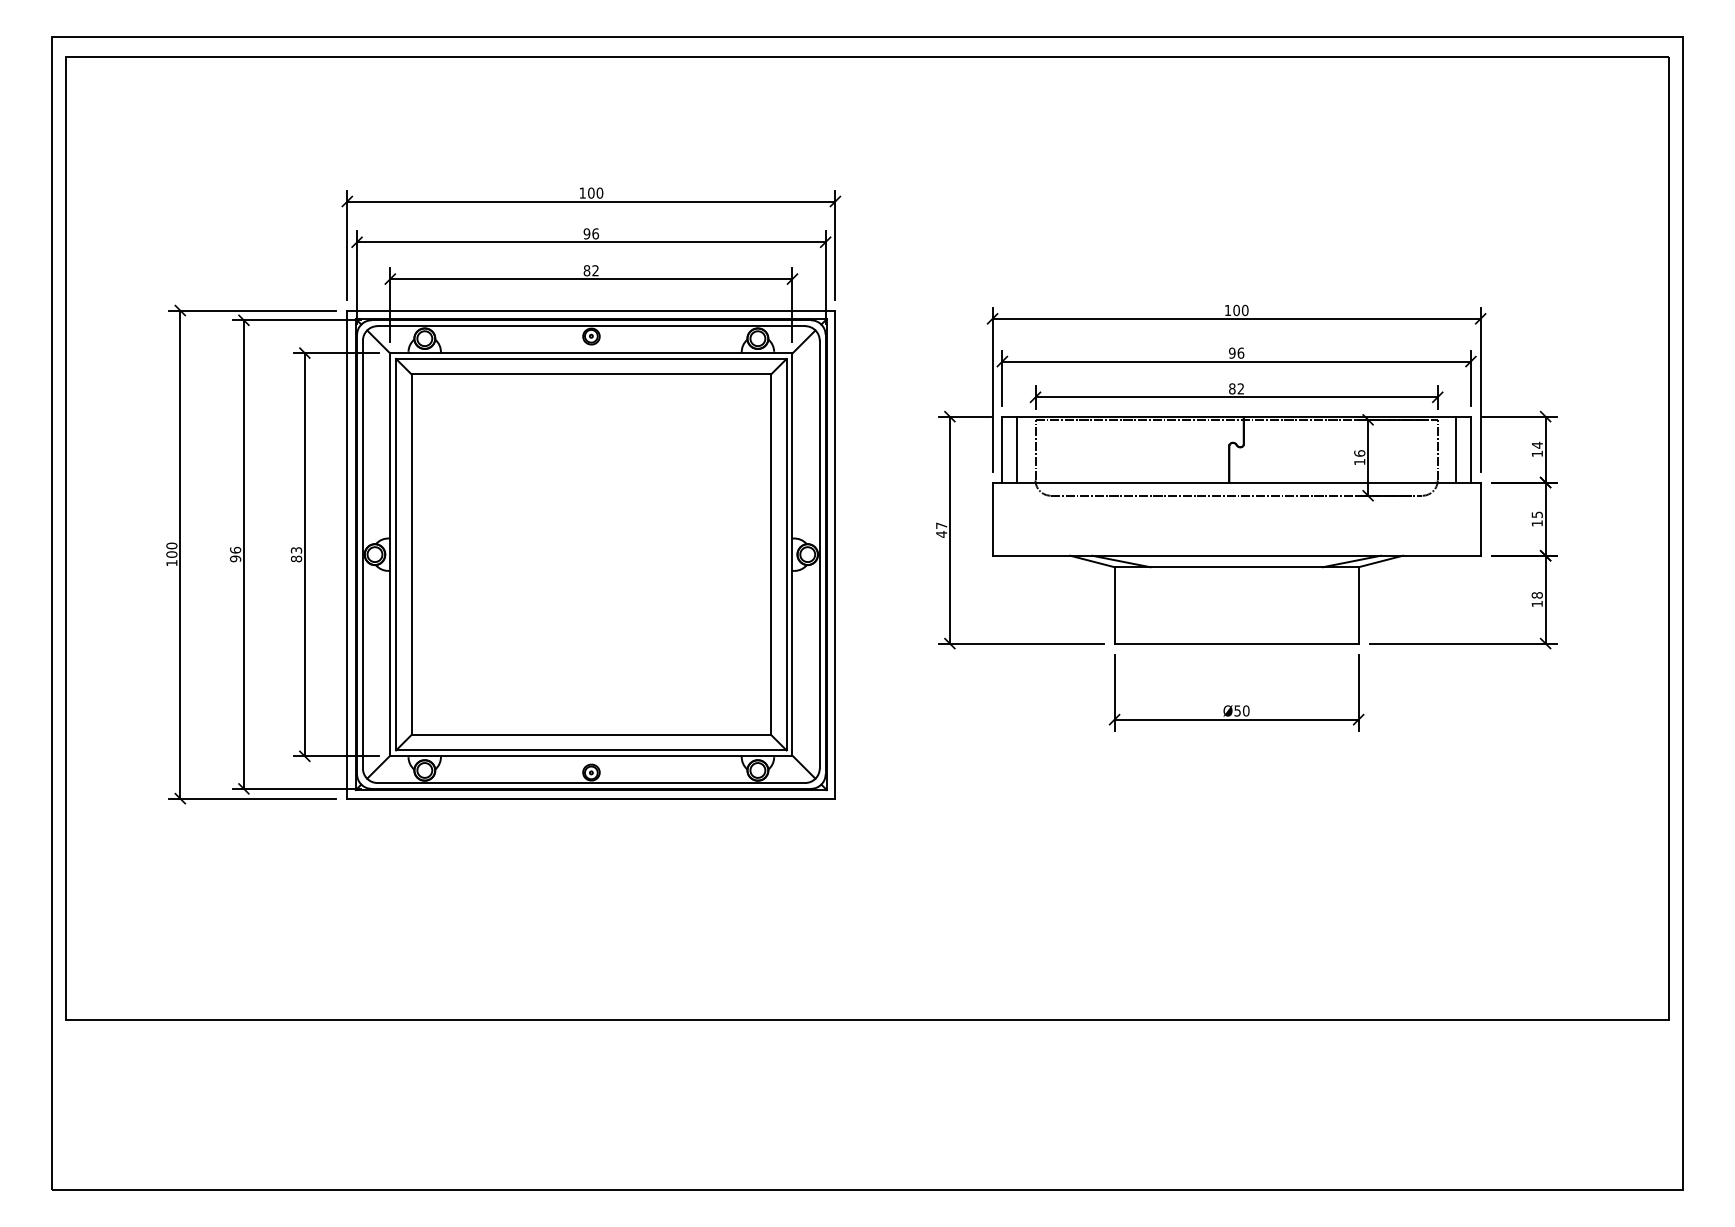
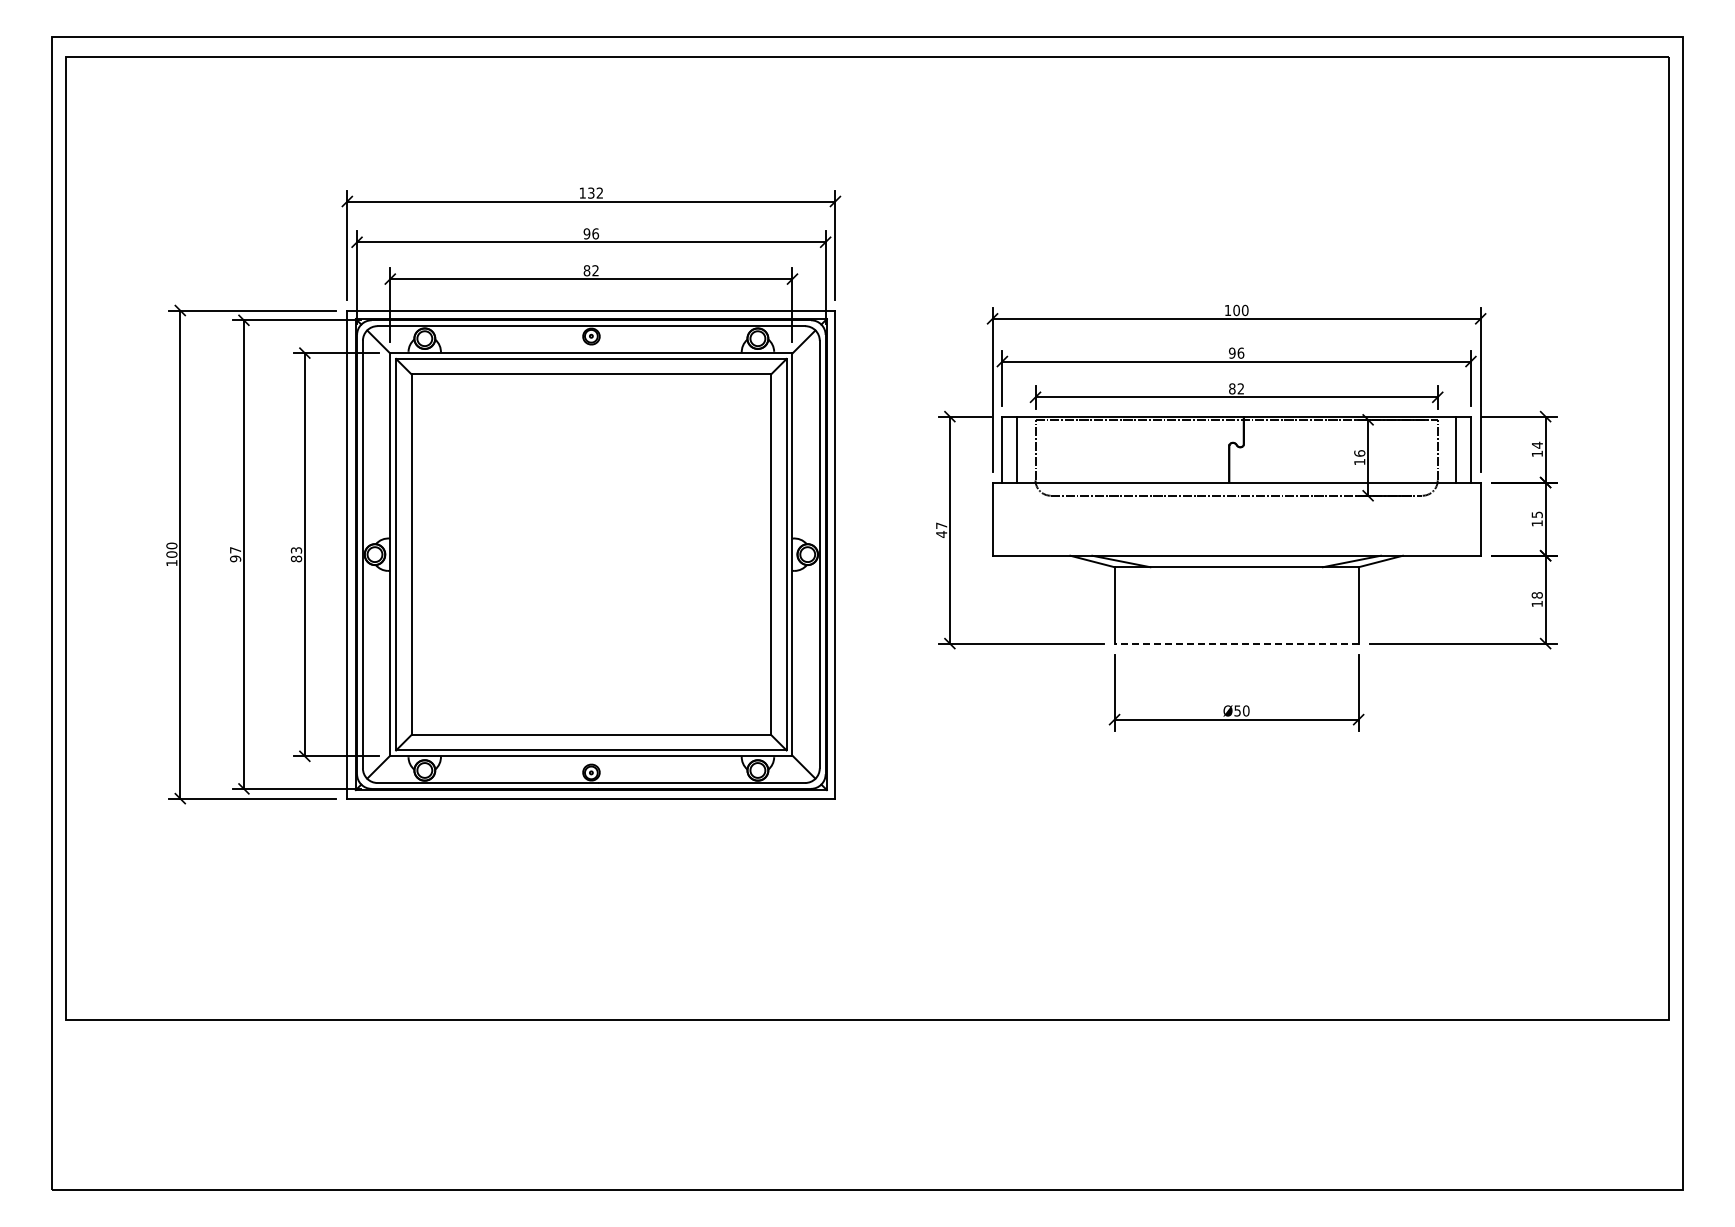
text: 100 -> 132 (595, 192)
text: 96 -> 97 (235, 549)
line: solid -> dashed (1236, 643)
